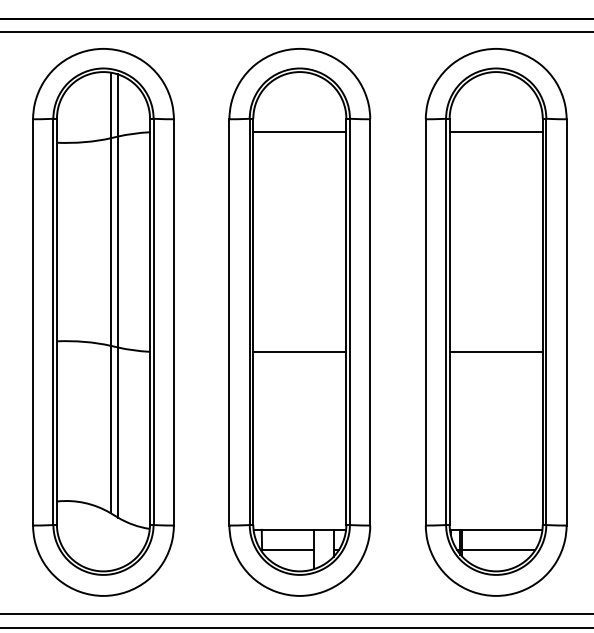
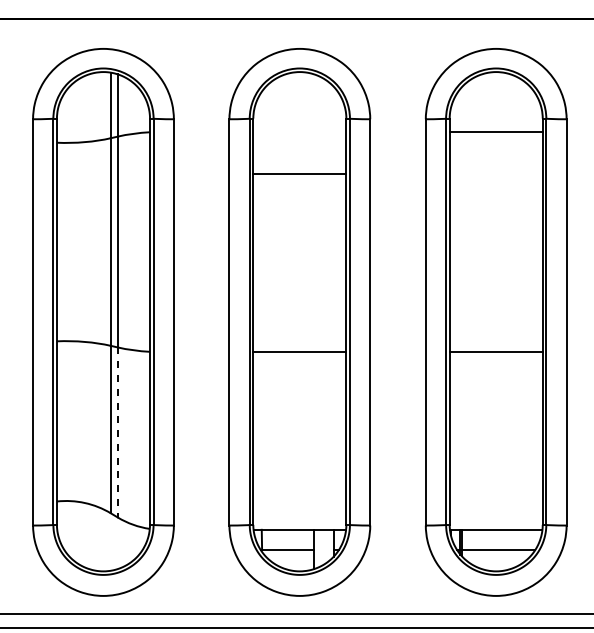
line: present -> none (296, 32)
line position: (299, 131) -> (299, 173) (299, 173)
line: solid -> dashed (117, 432)
